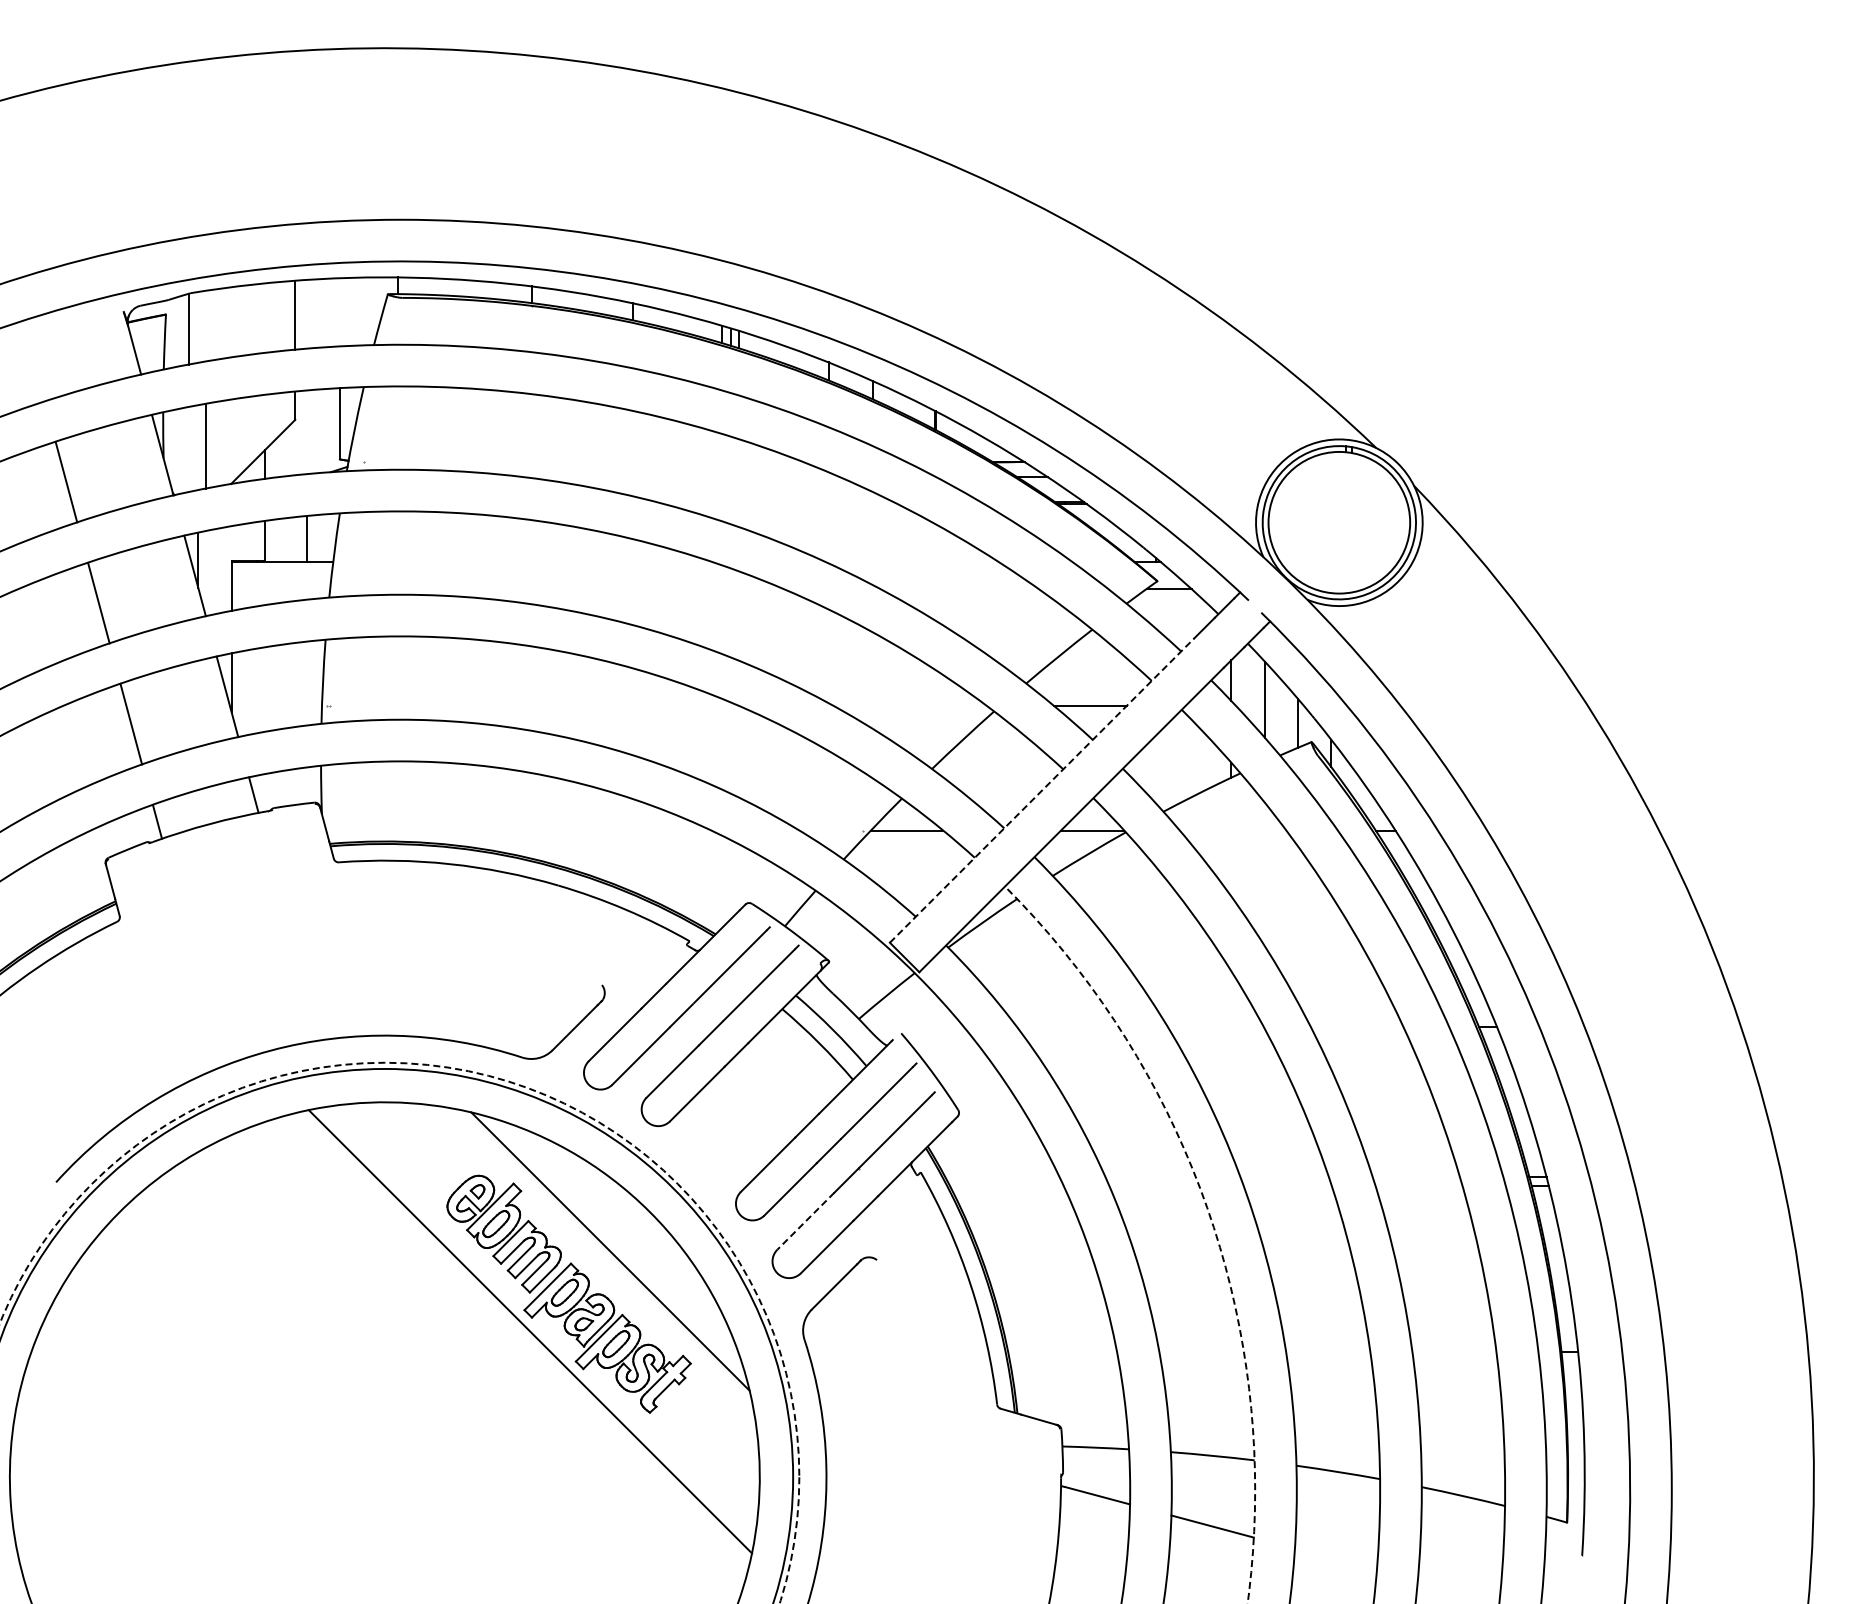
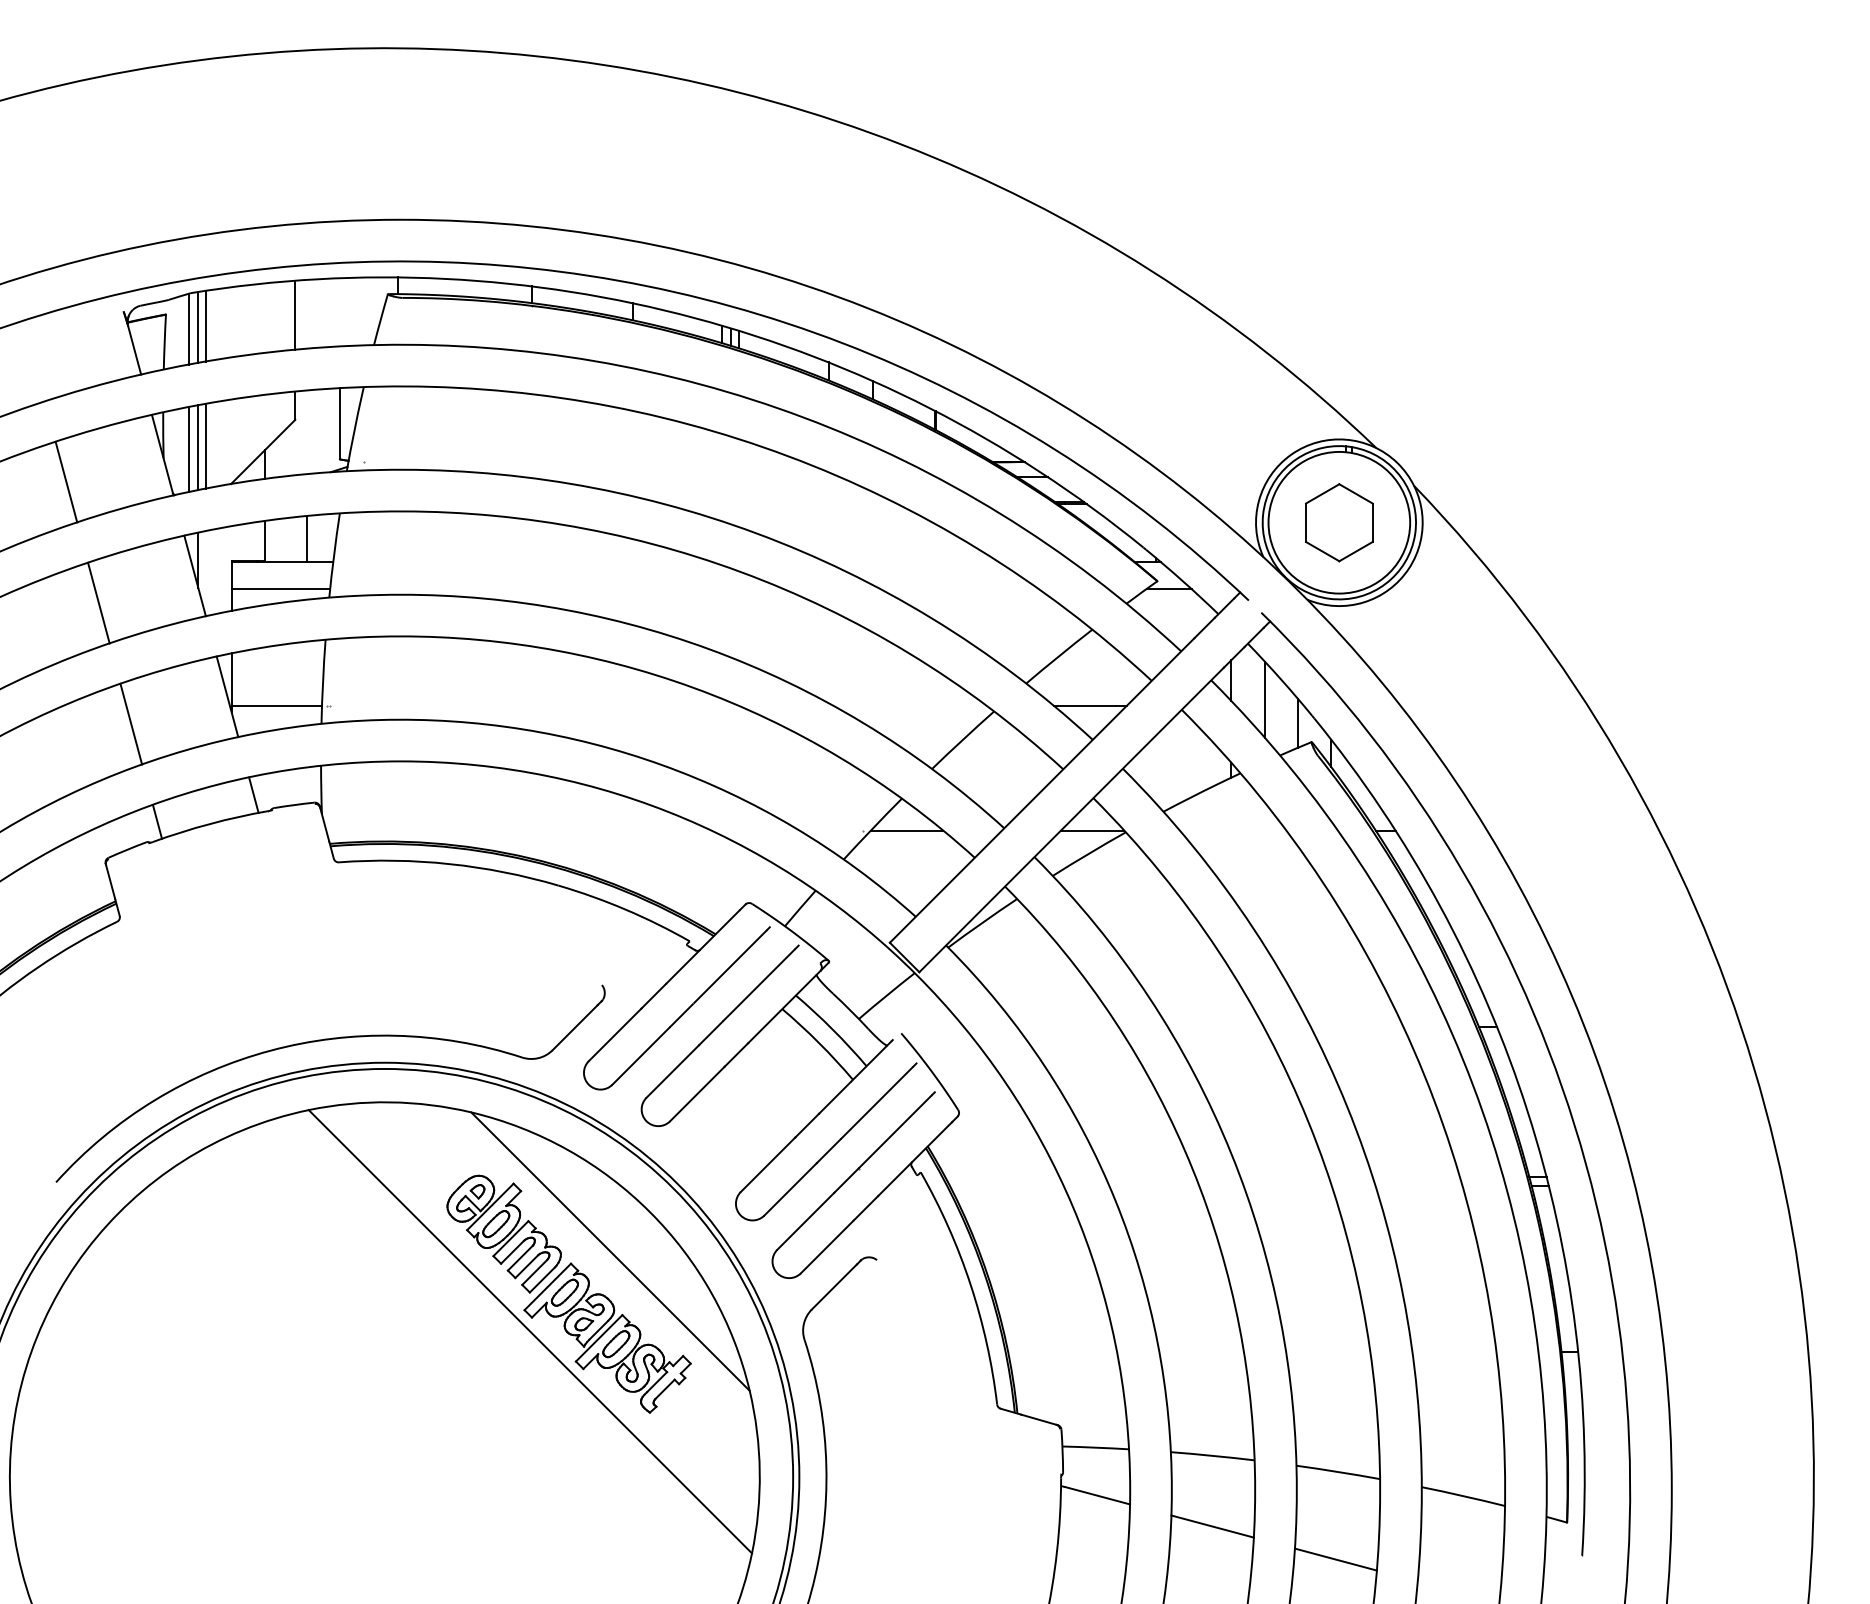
line: none -> present (205, 325)
line: none -> present (198, 326)
line: none -> present (198, 447)
line: none -> present (189, 449)
part: none -> present (1339, 522)
line: none -> present (280, 589)
line: none -> present (276, 705)
line: dashed -> solid (1042, 790)
arc: dashed -> solid (1210, 1217)
line: dashed -> solid (805, 1221)
circle: dashed -> solid (399, 1332)
line: none -> present (1335, 1559)
